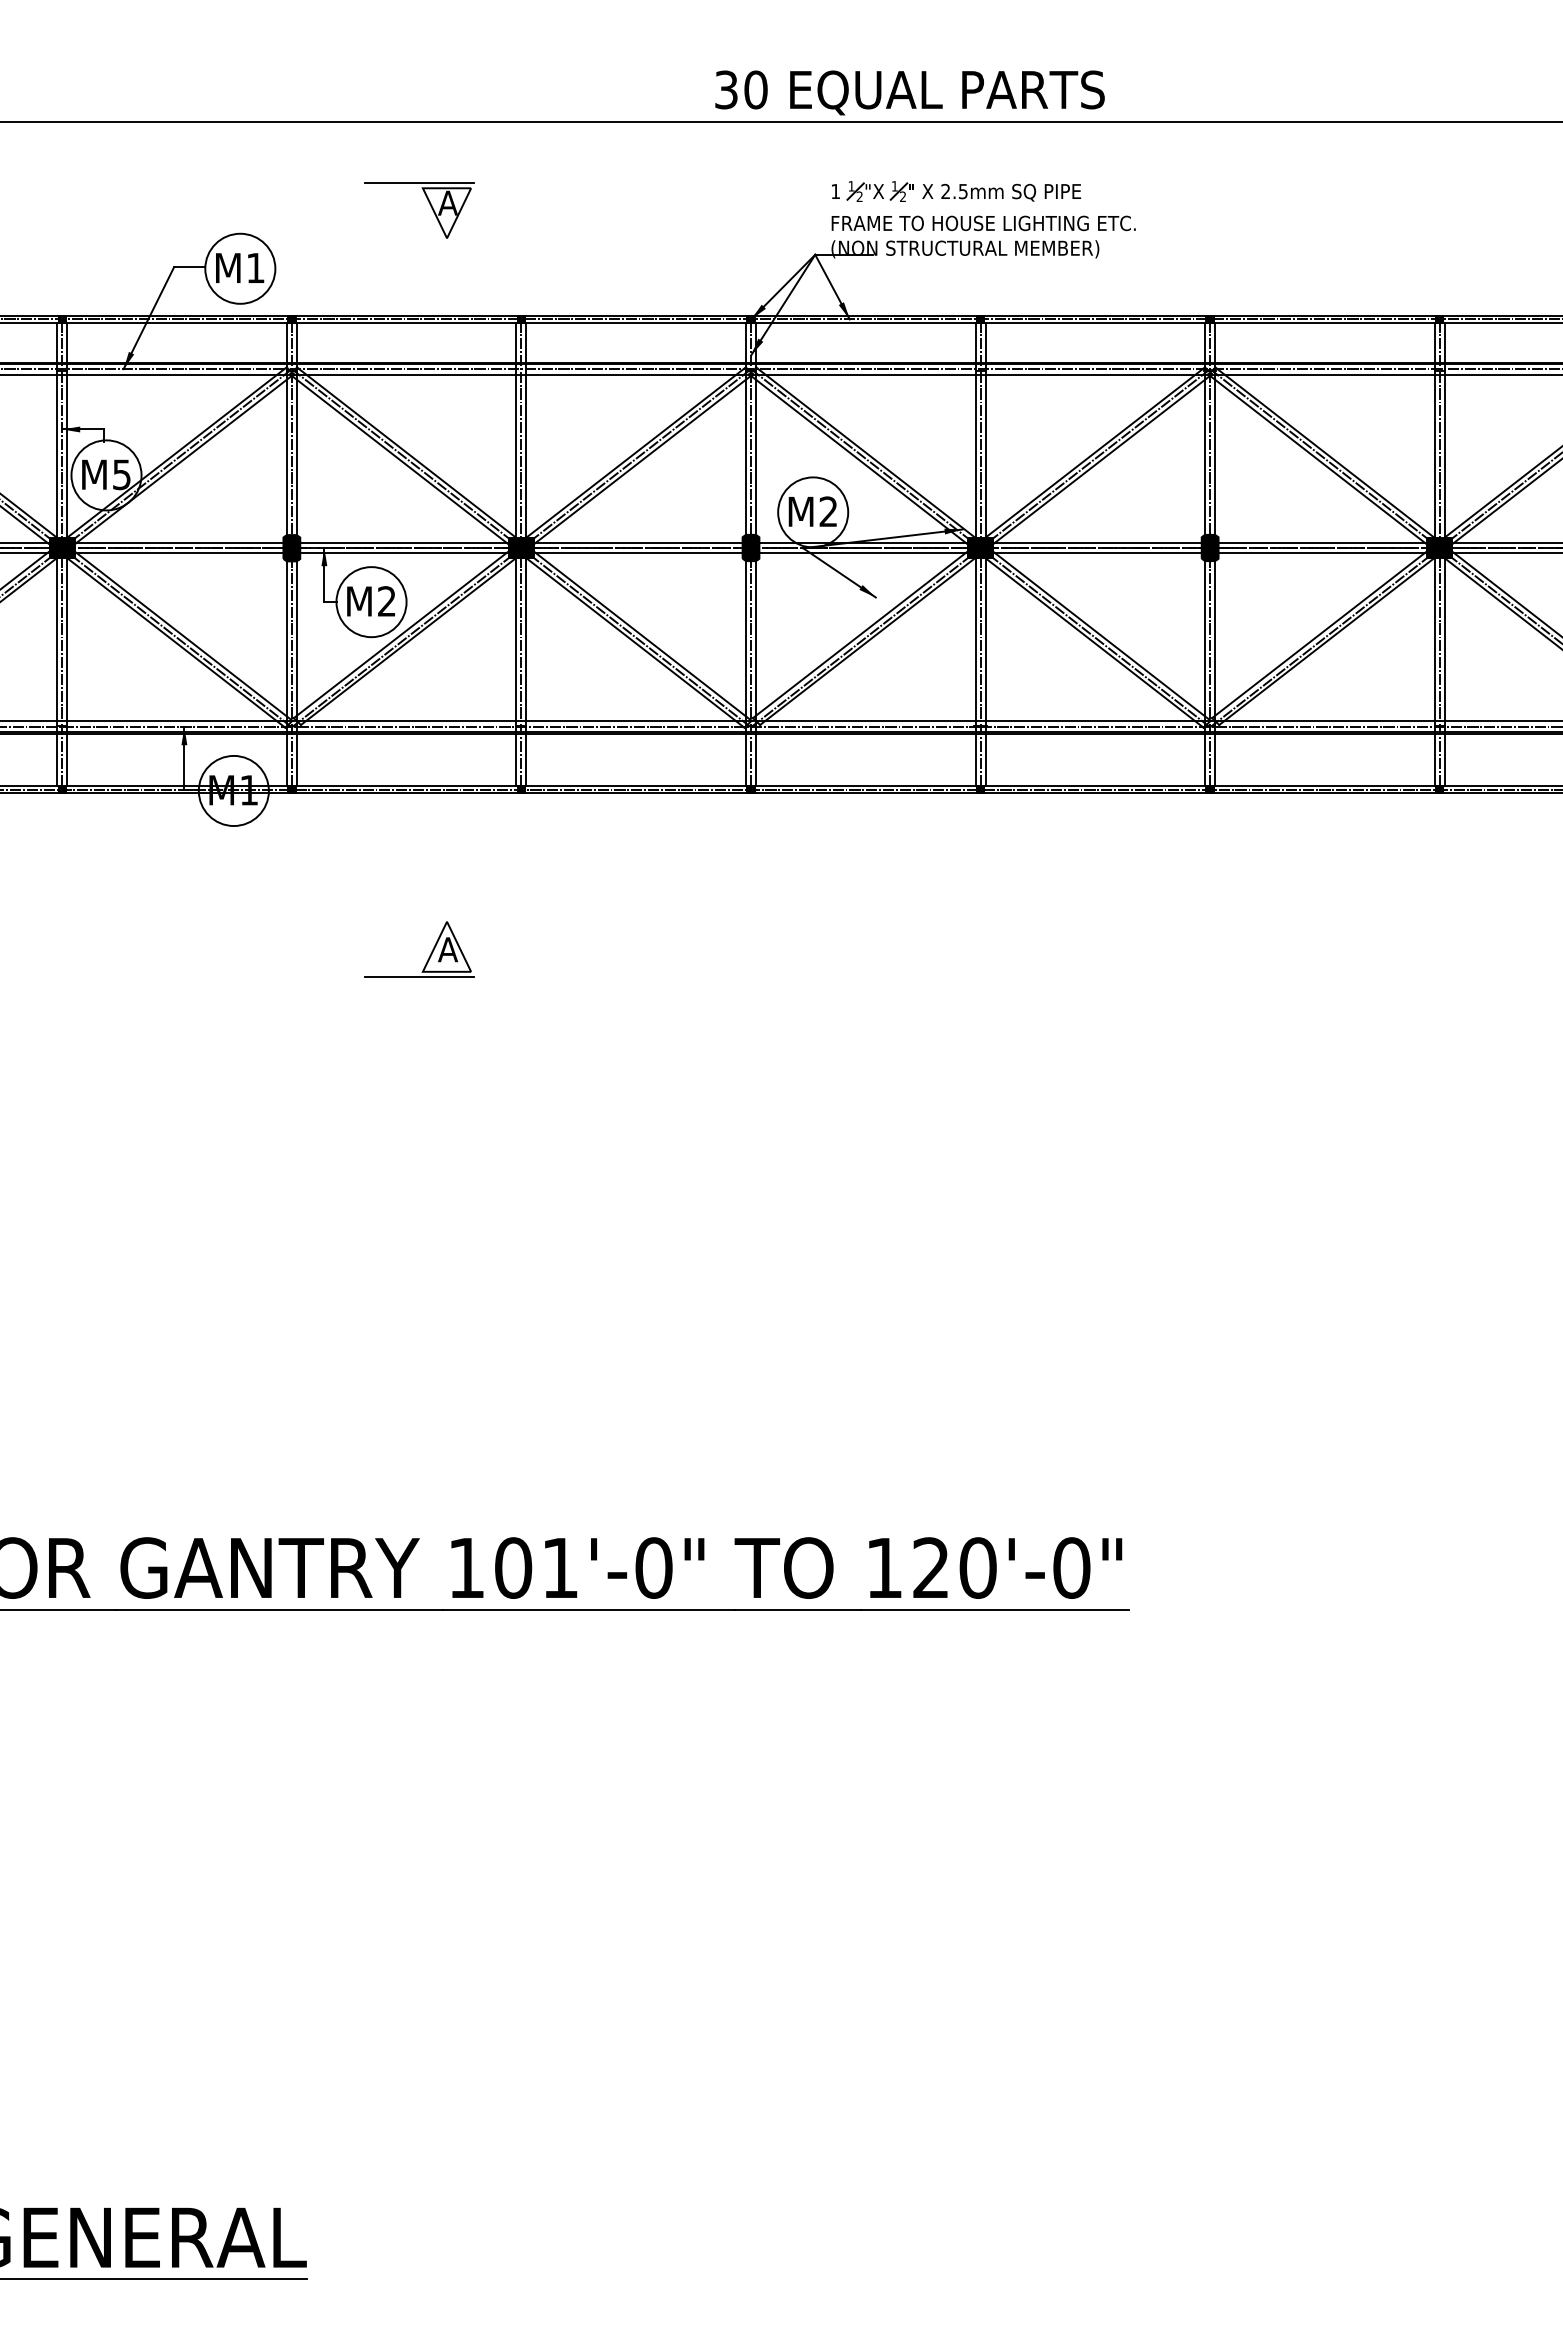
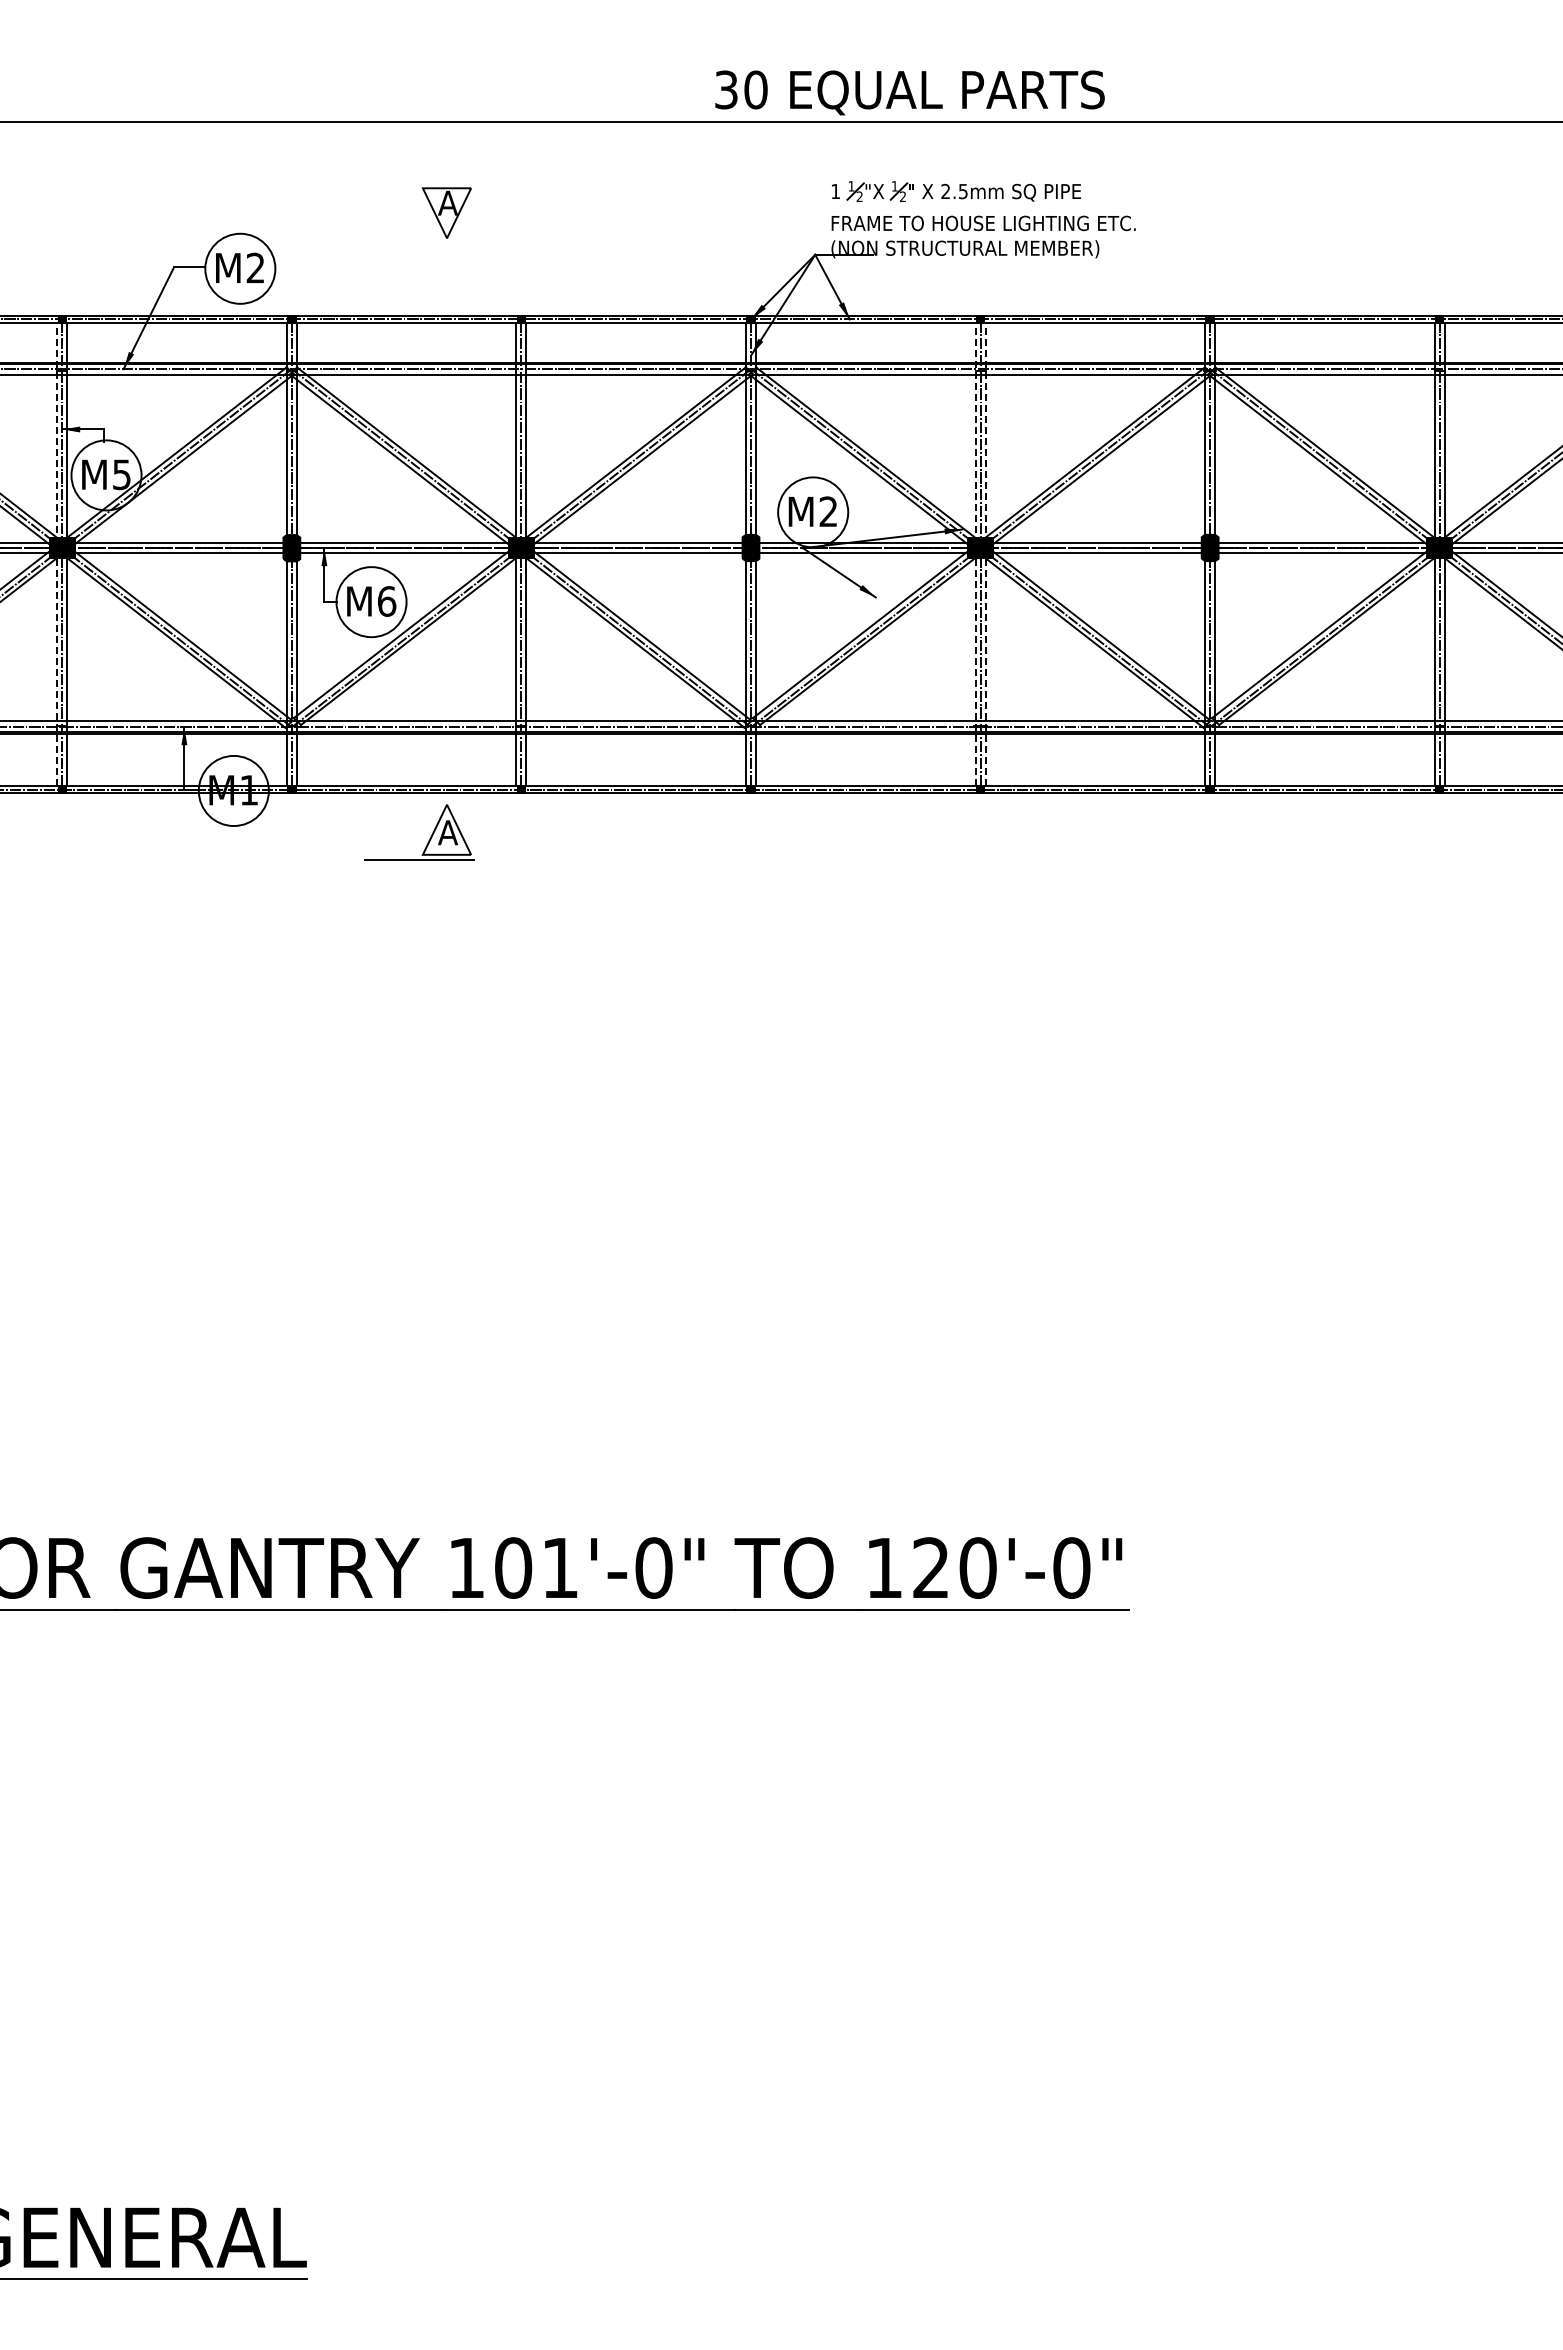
line: present -> none (419, 183)
text: M1 -> M2 (255, 267)
line: solid -> dashed (57, 553)
line: solid -> dashed (975, 553)
line: solid -> dashed (985, 553)
text: M2 -> M6 (387, 601)
part position: (429, 955) -> (429, 838) (429, 838)
